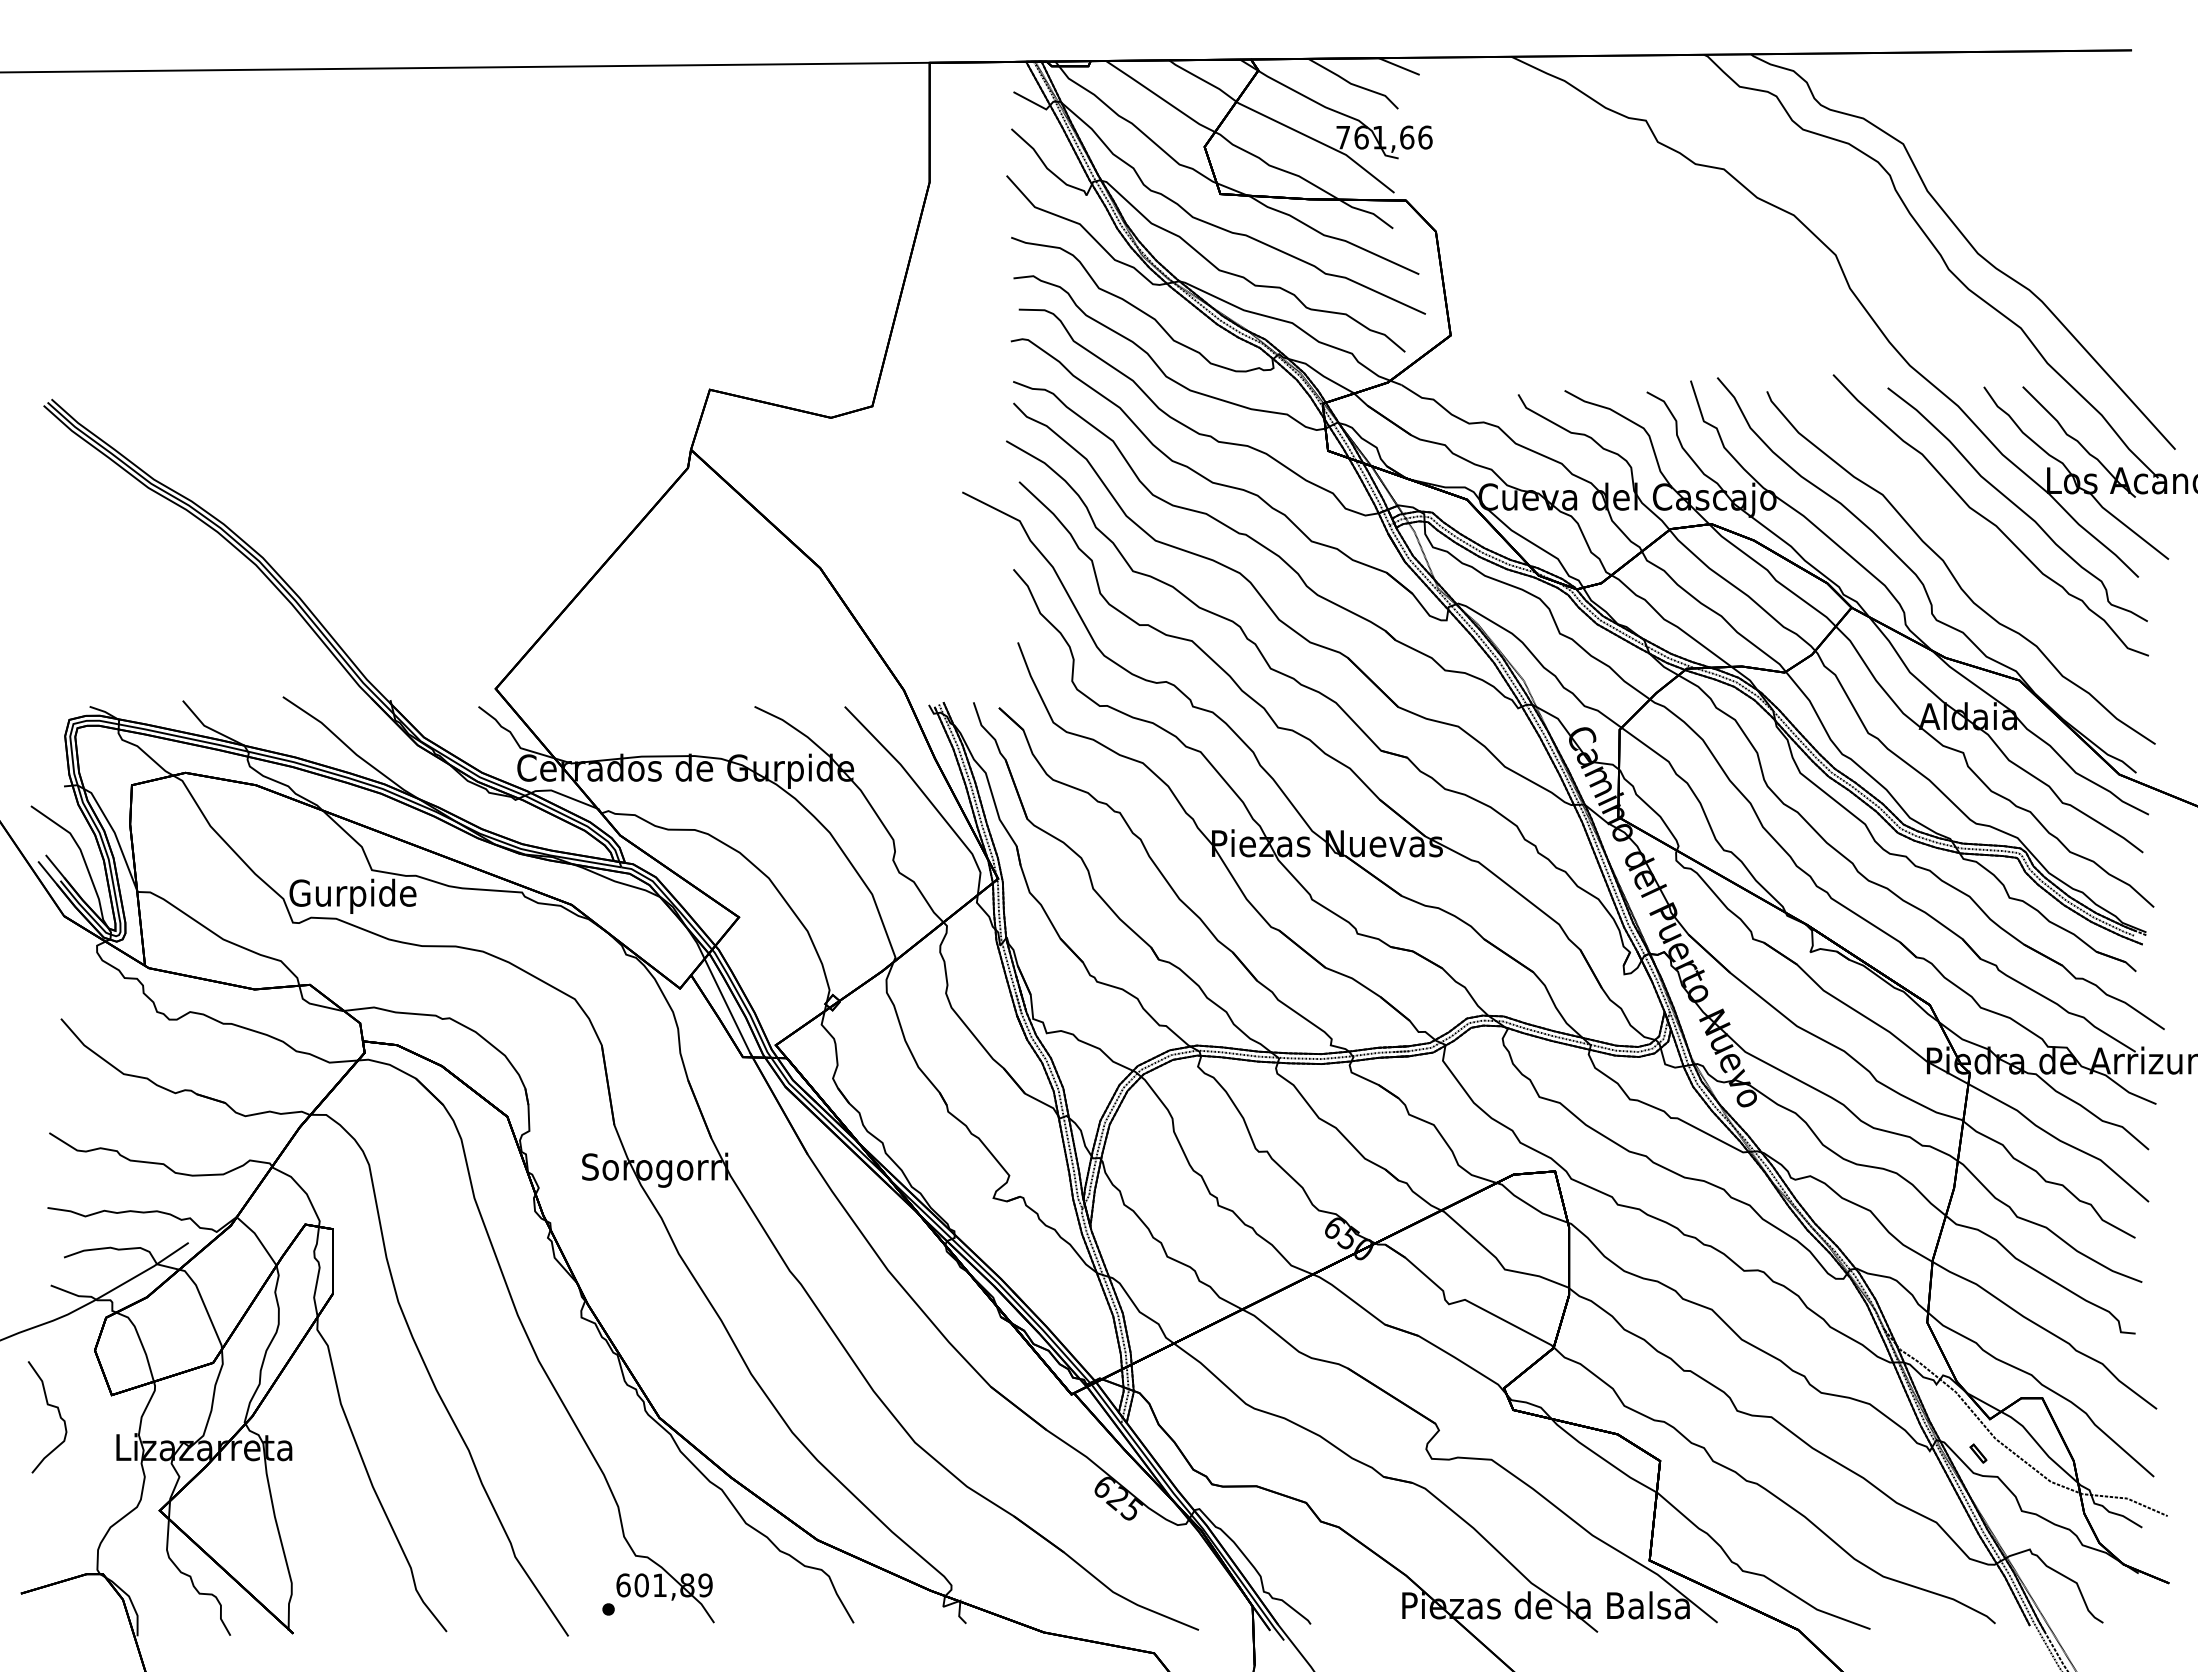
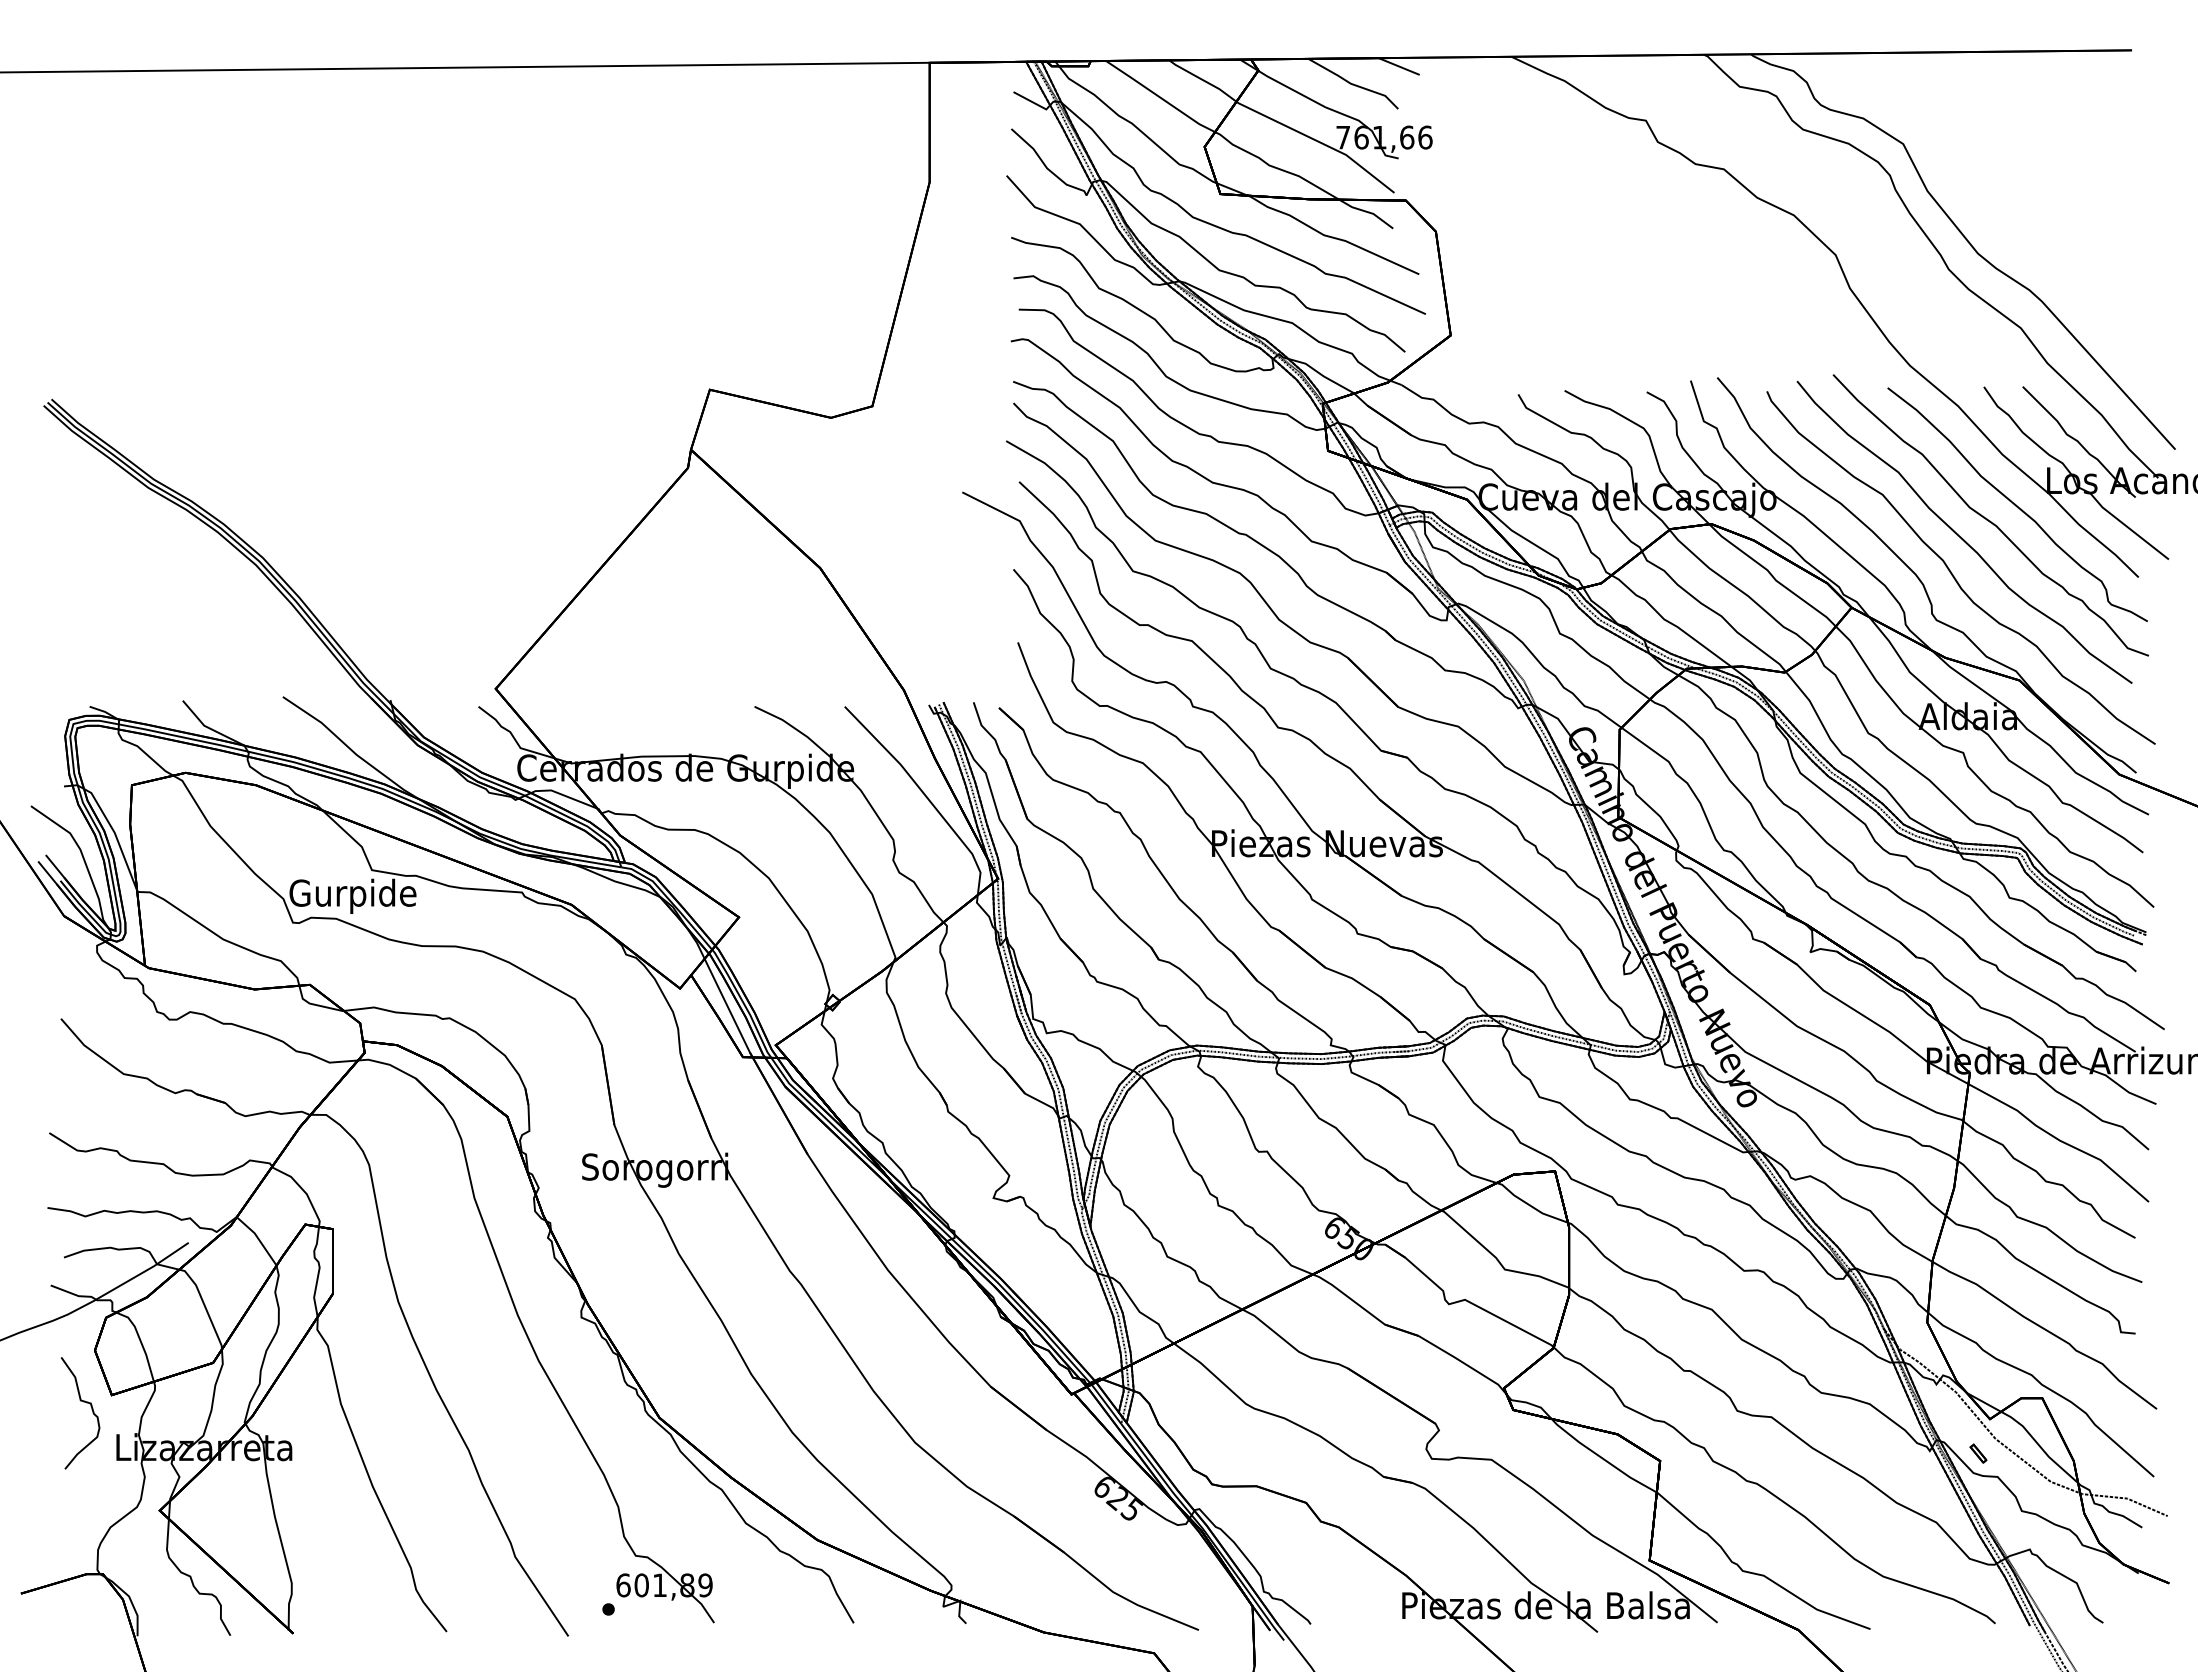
part: none -> present (1962, 537)
part position: (50, 1406) -> (83, 1402) (83, 1402)
